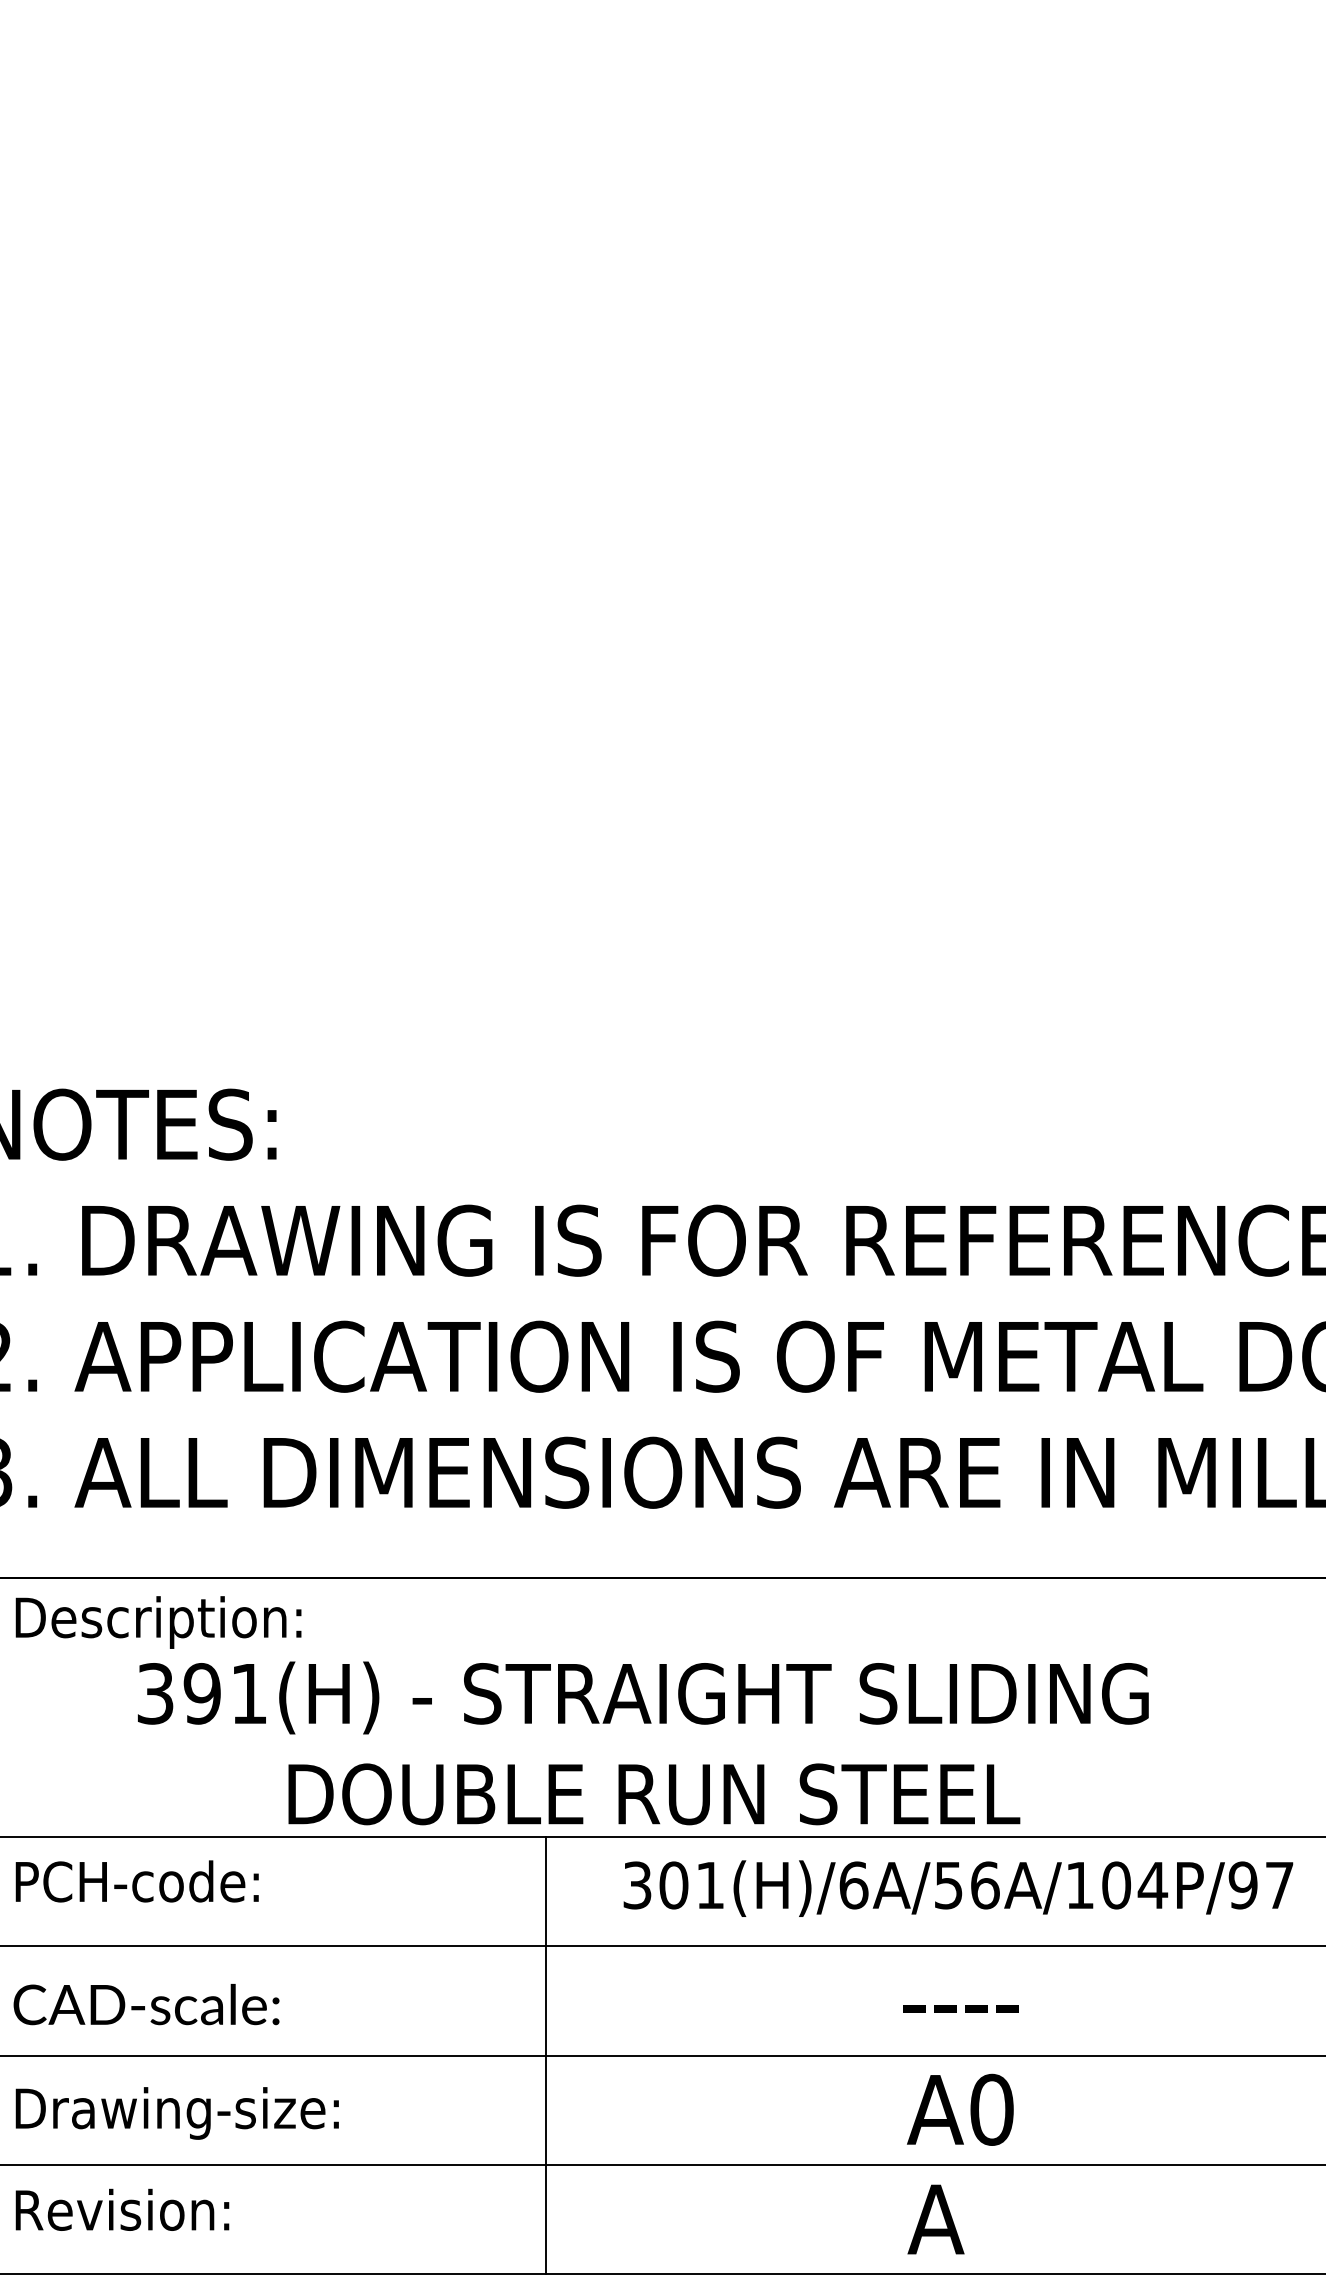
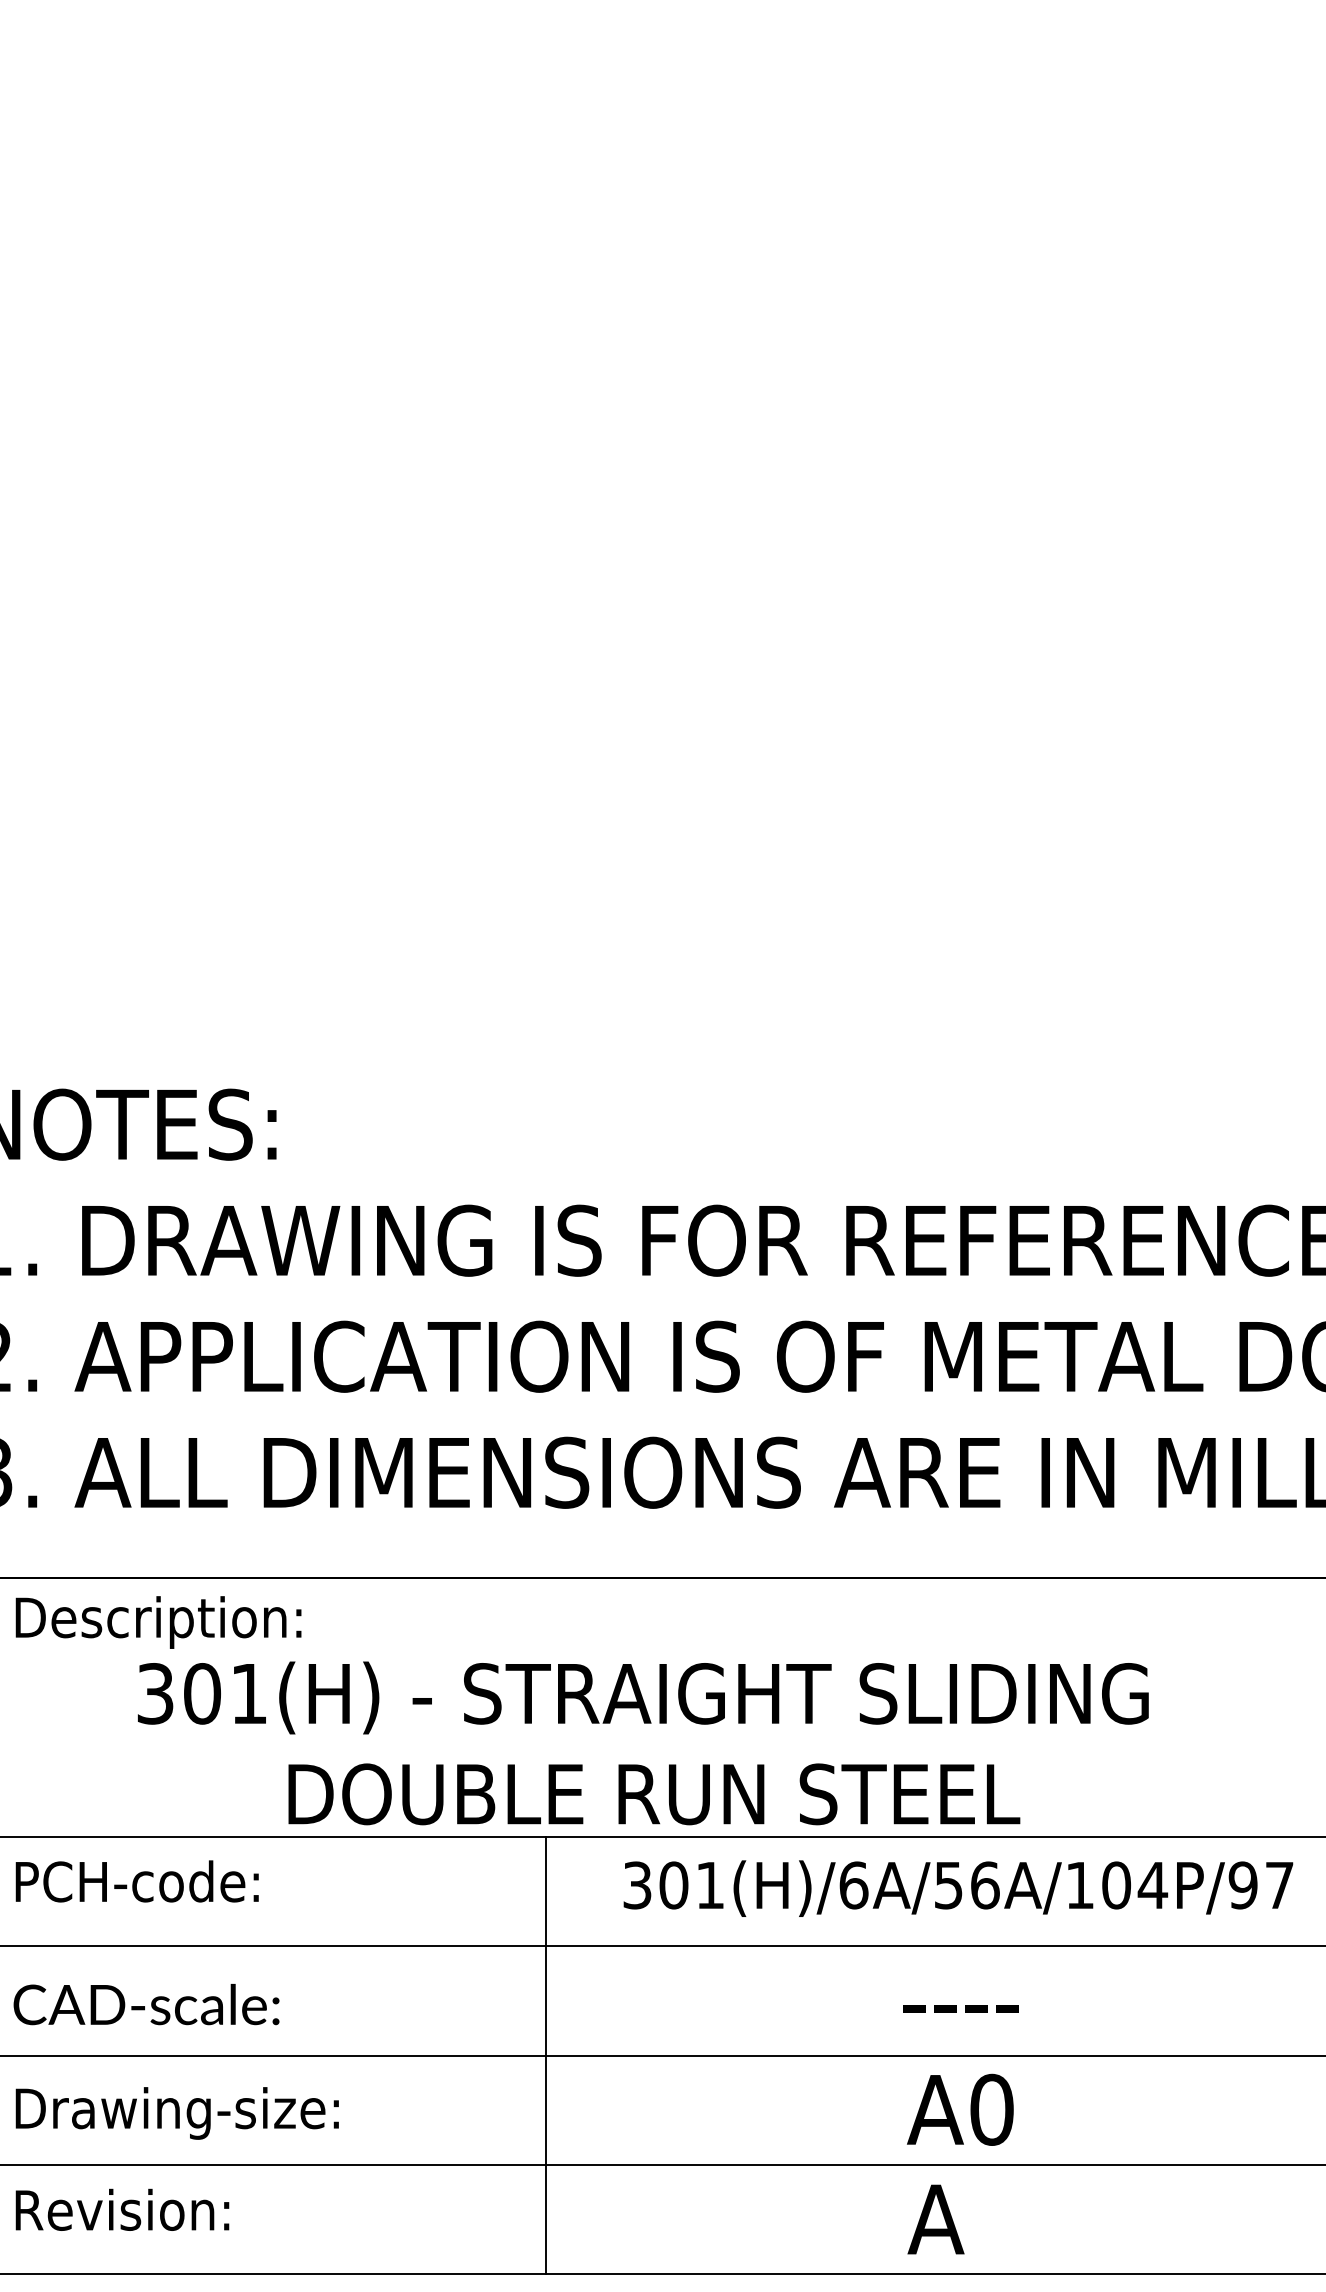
text: 391(H) -> 301(H) (201, 1693)
